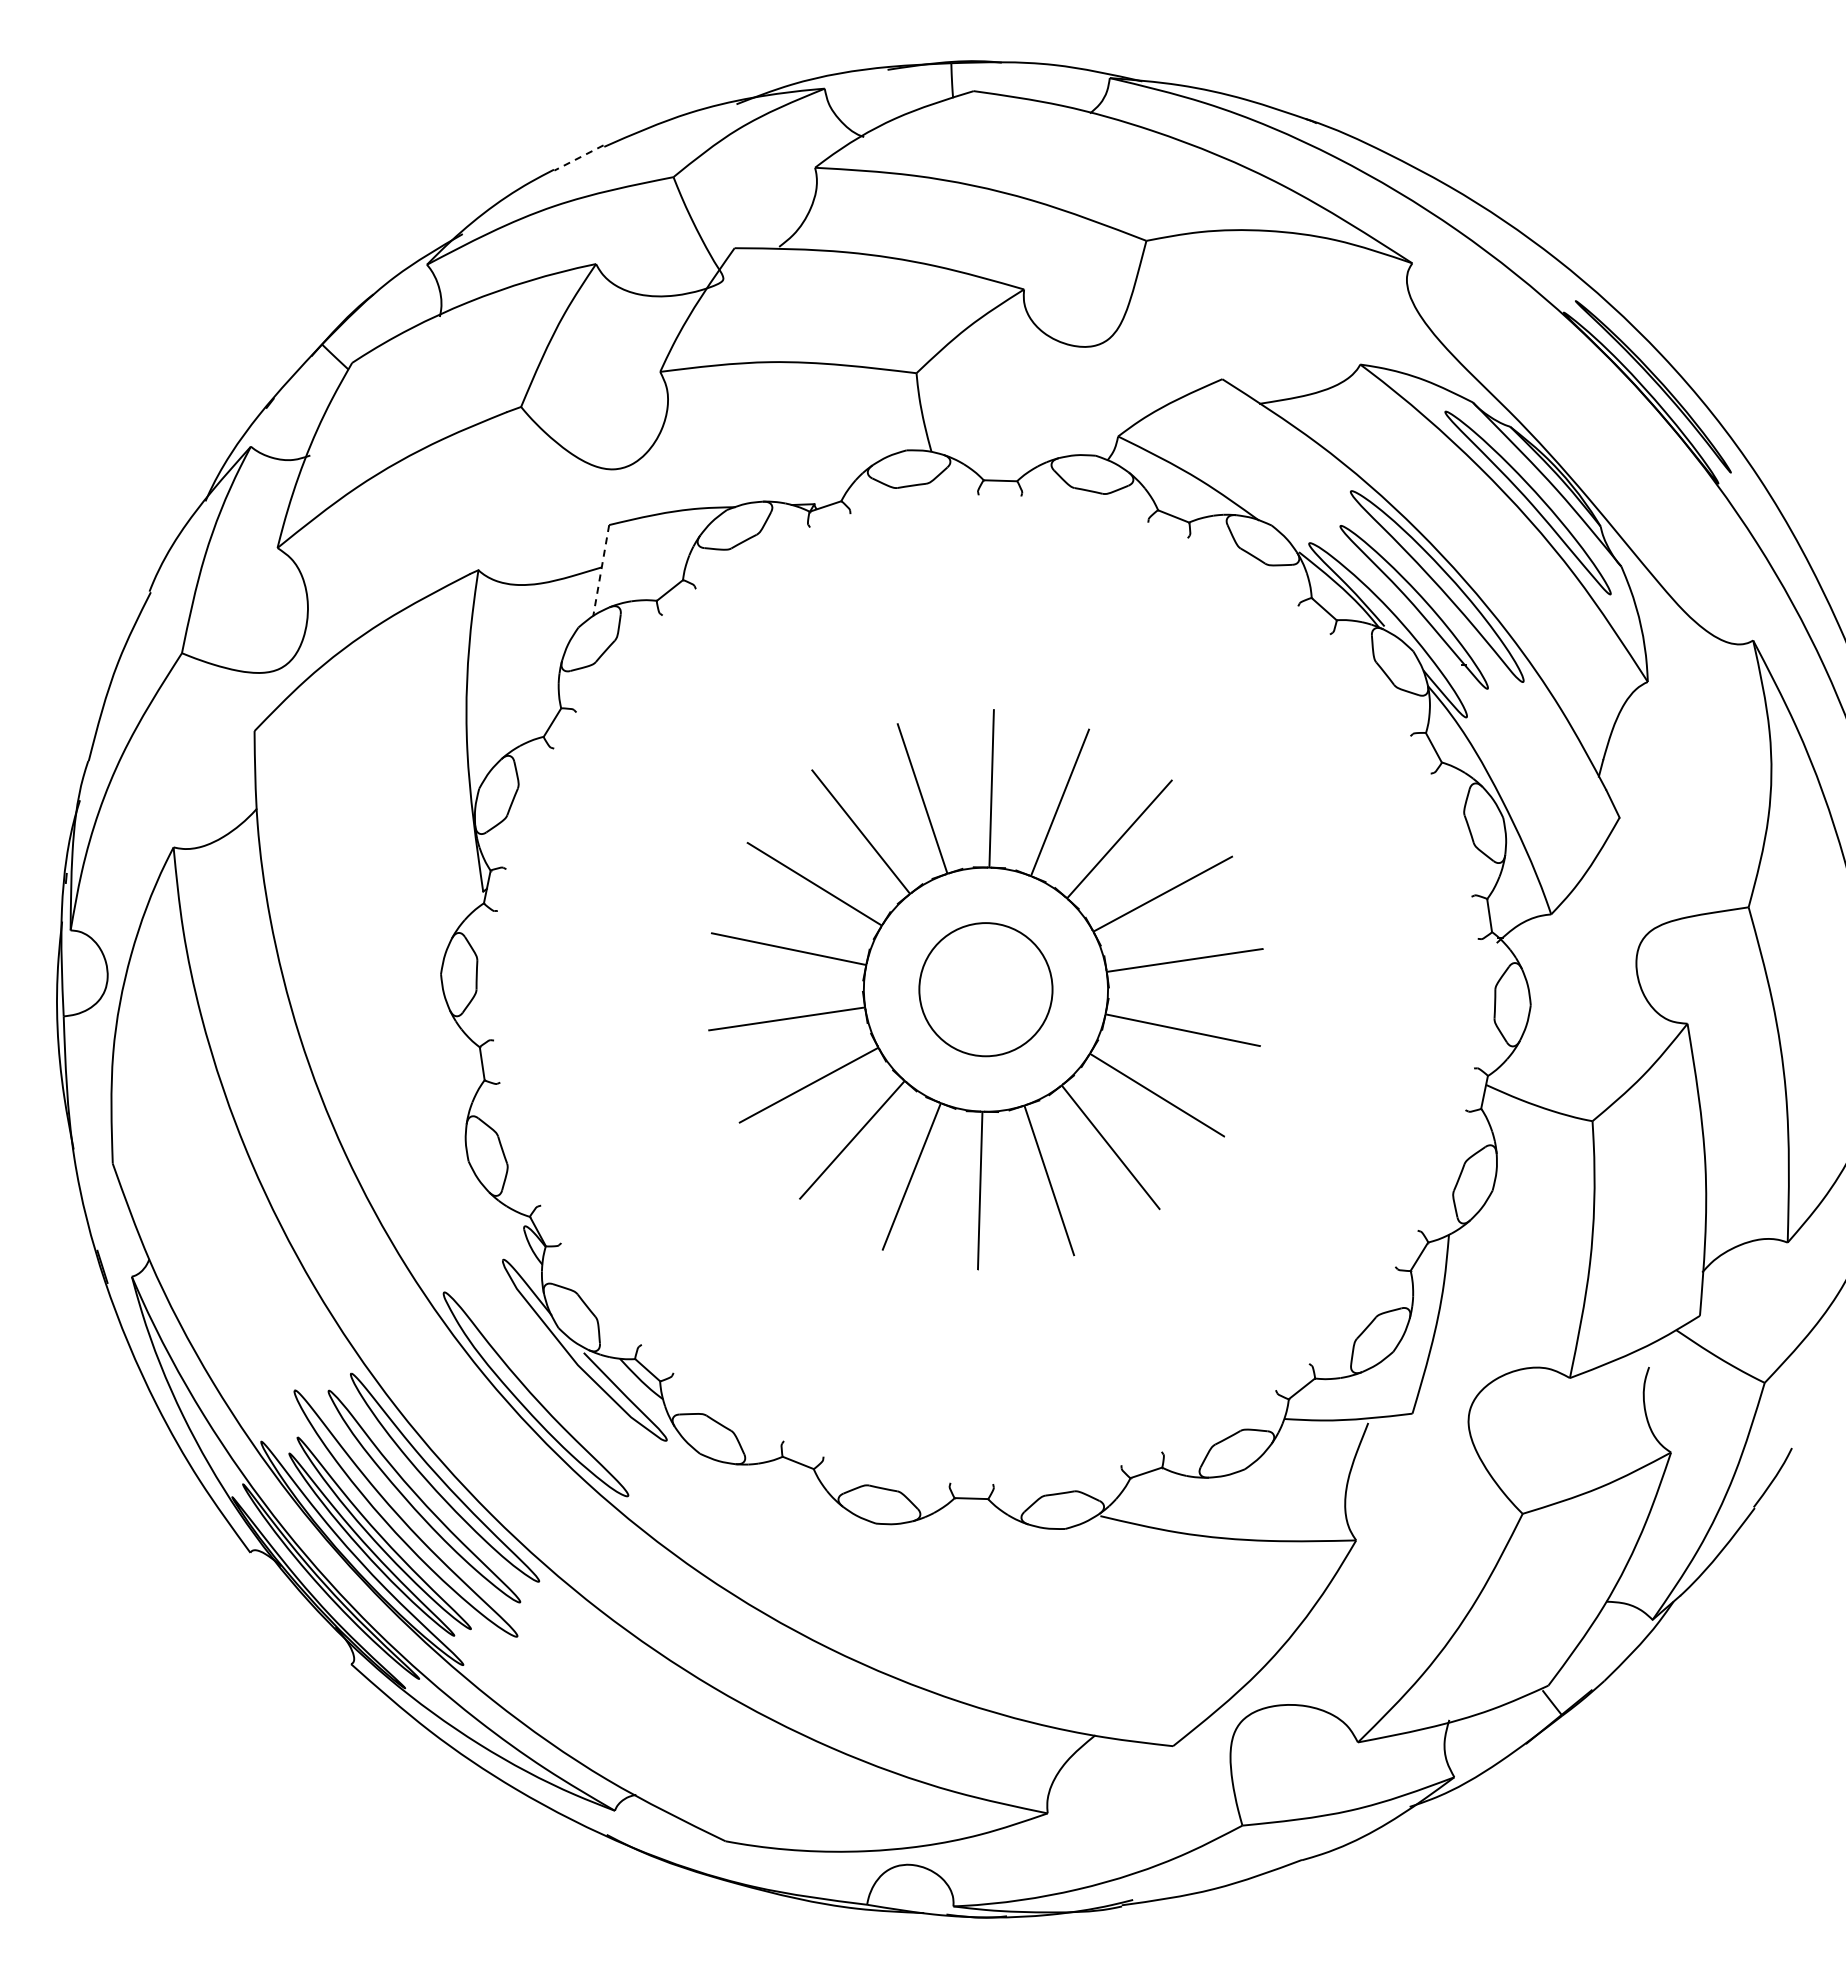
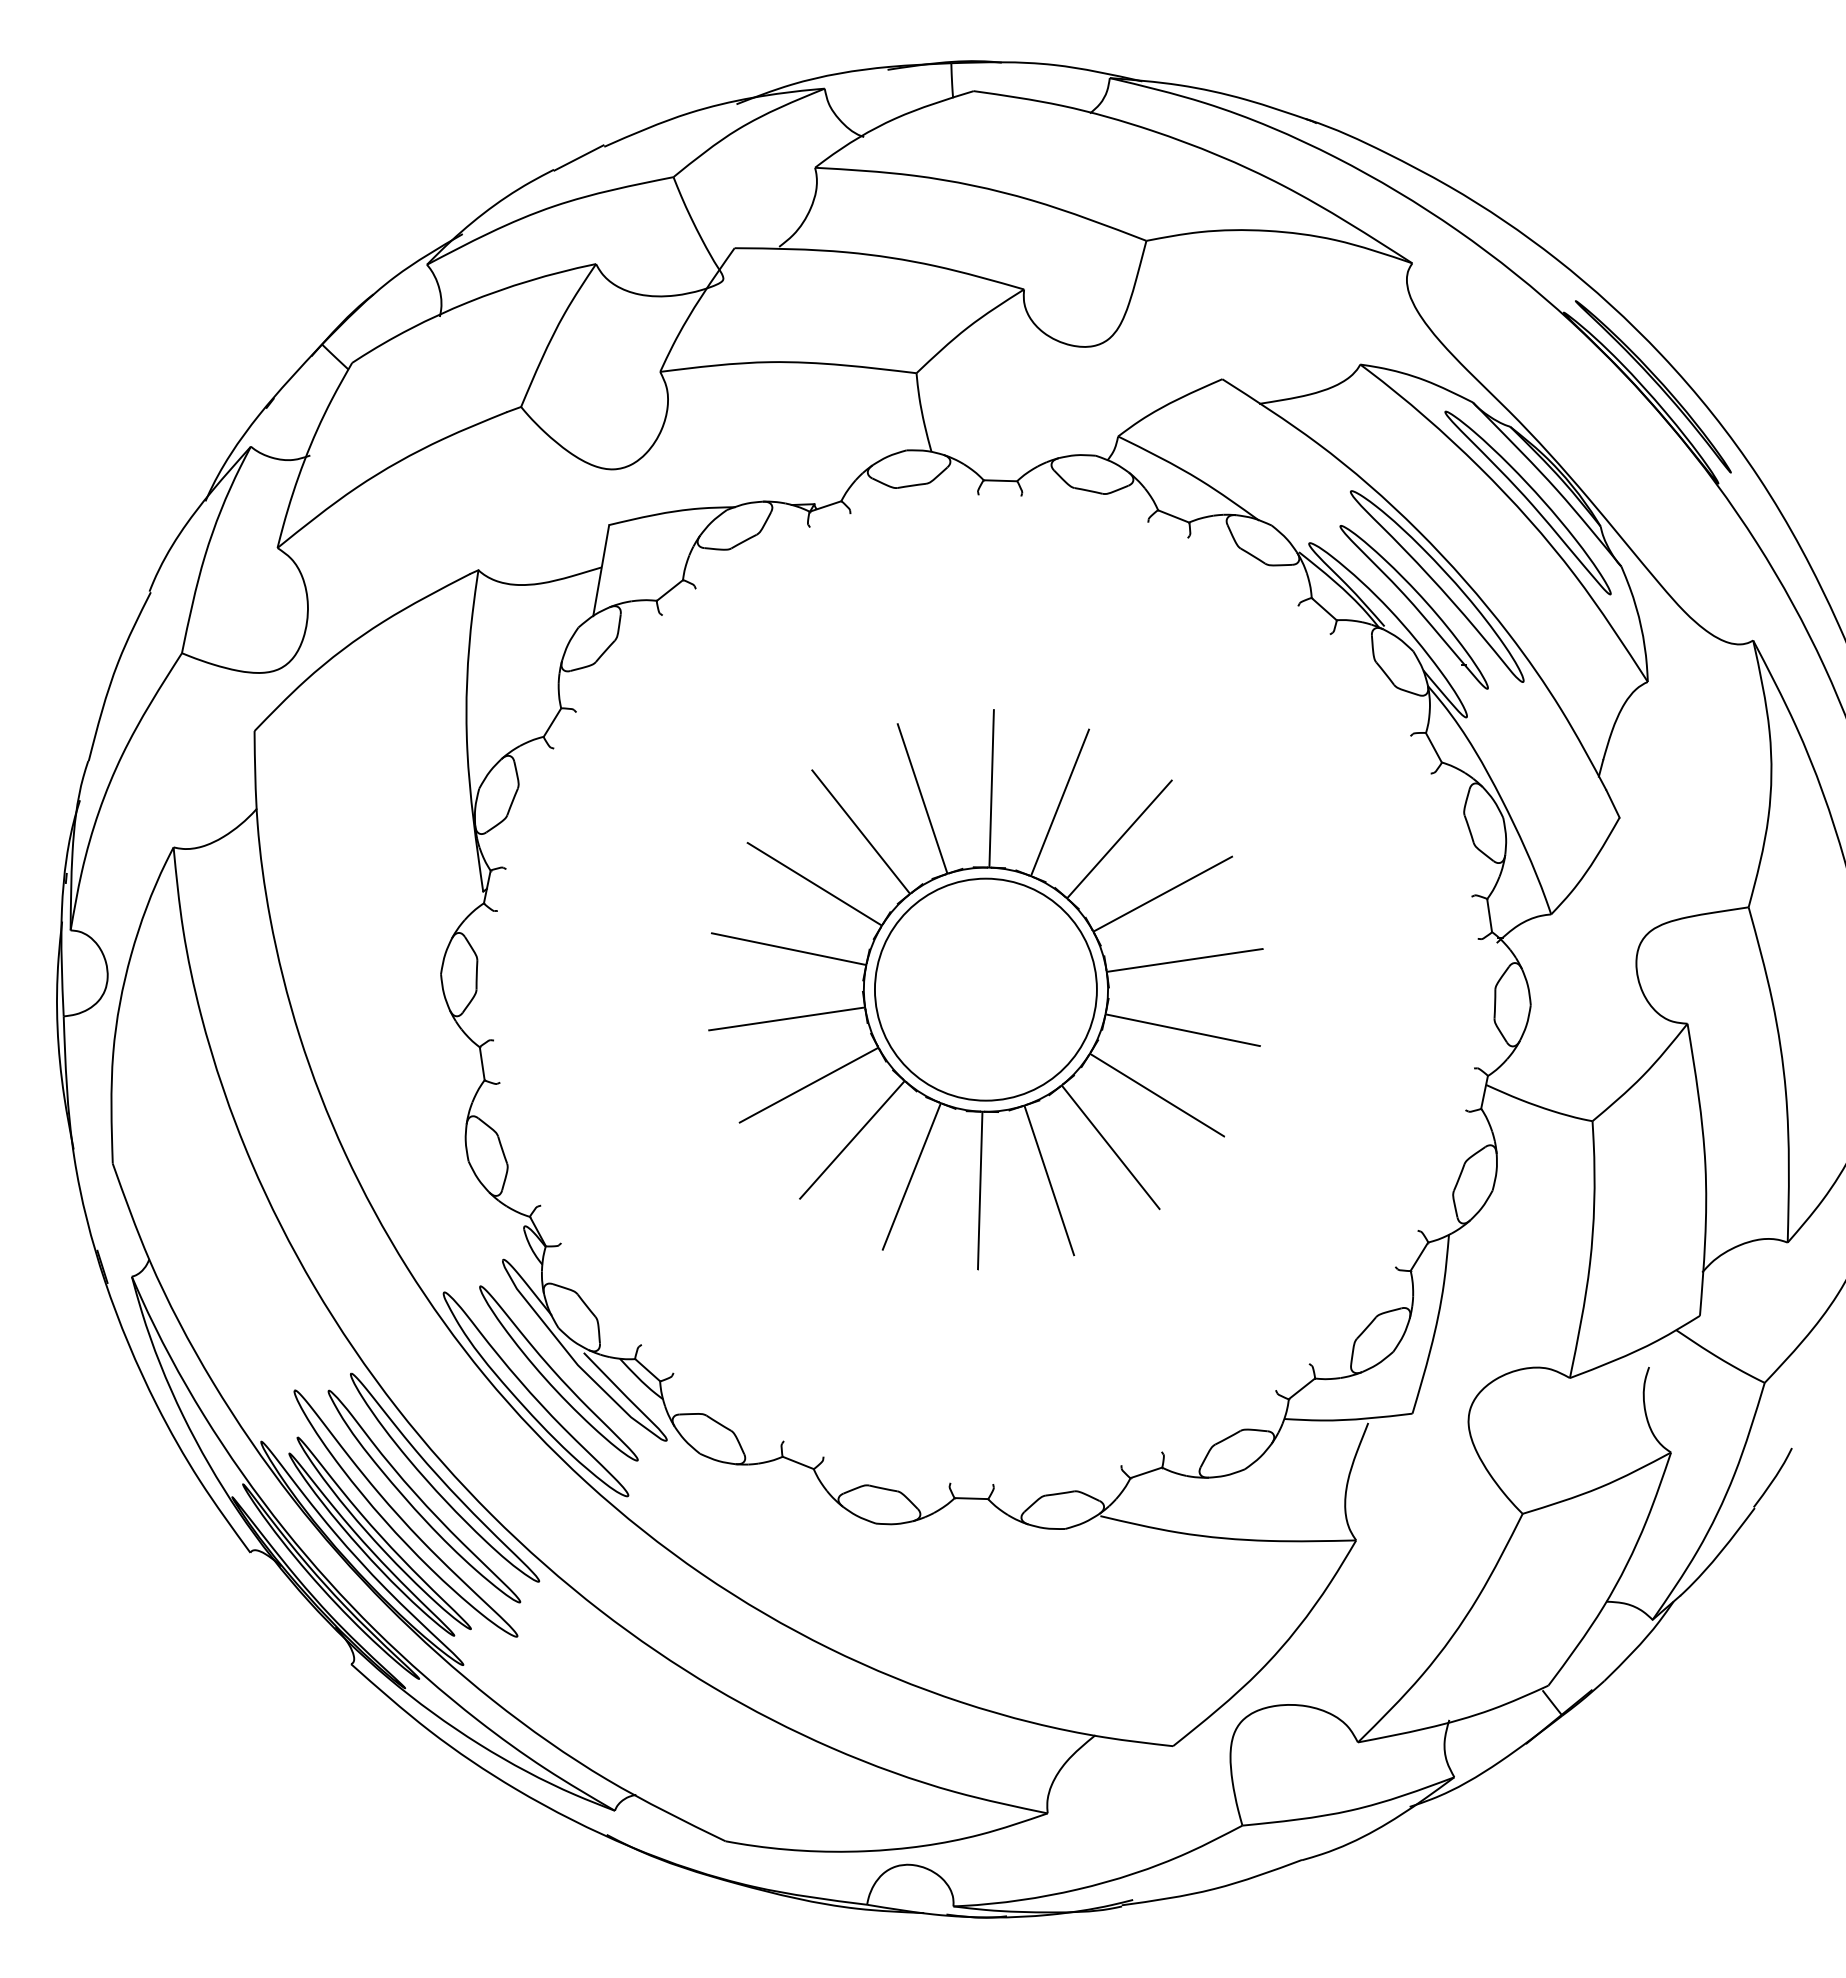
line: dashed -> solid (578, 157)
line: dashed -> solid (601, 571)
circle diameter: 133 px -> 222 px (985, 989)
part: none -> present (558, 1373)
